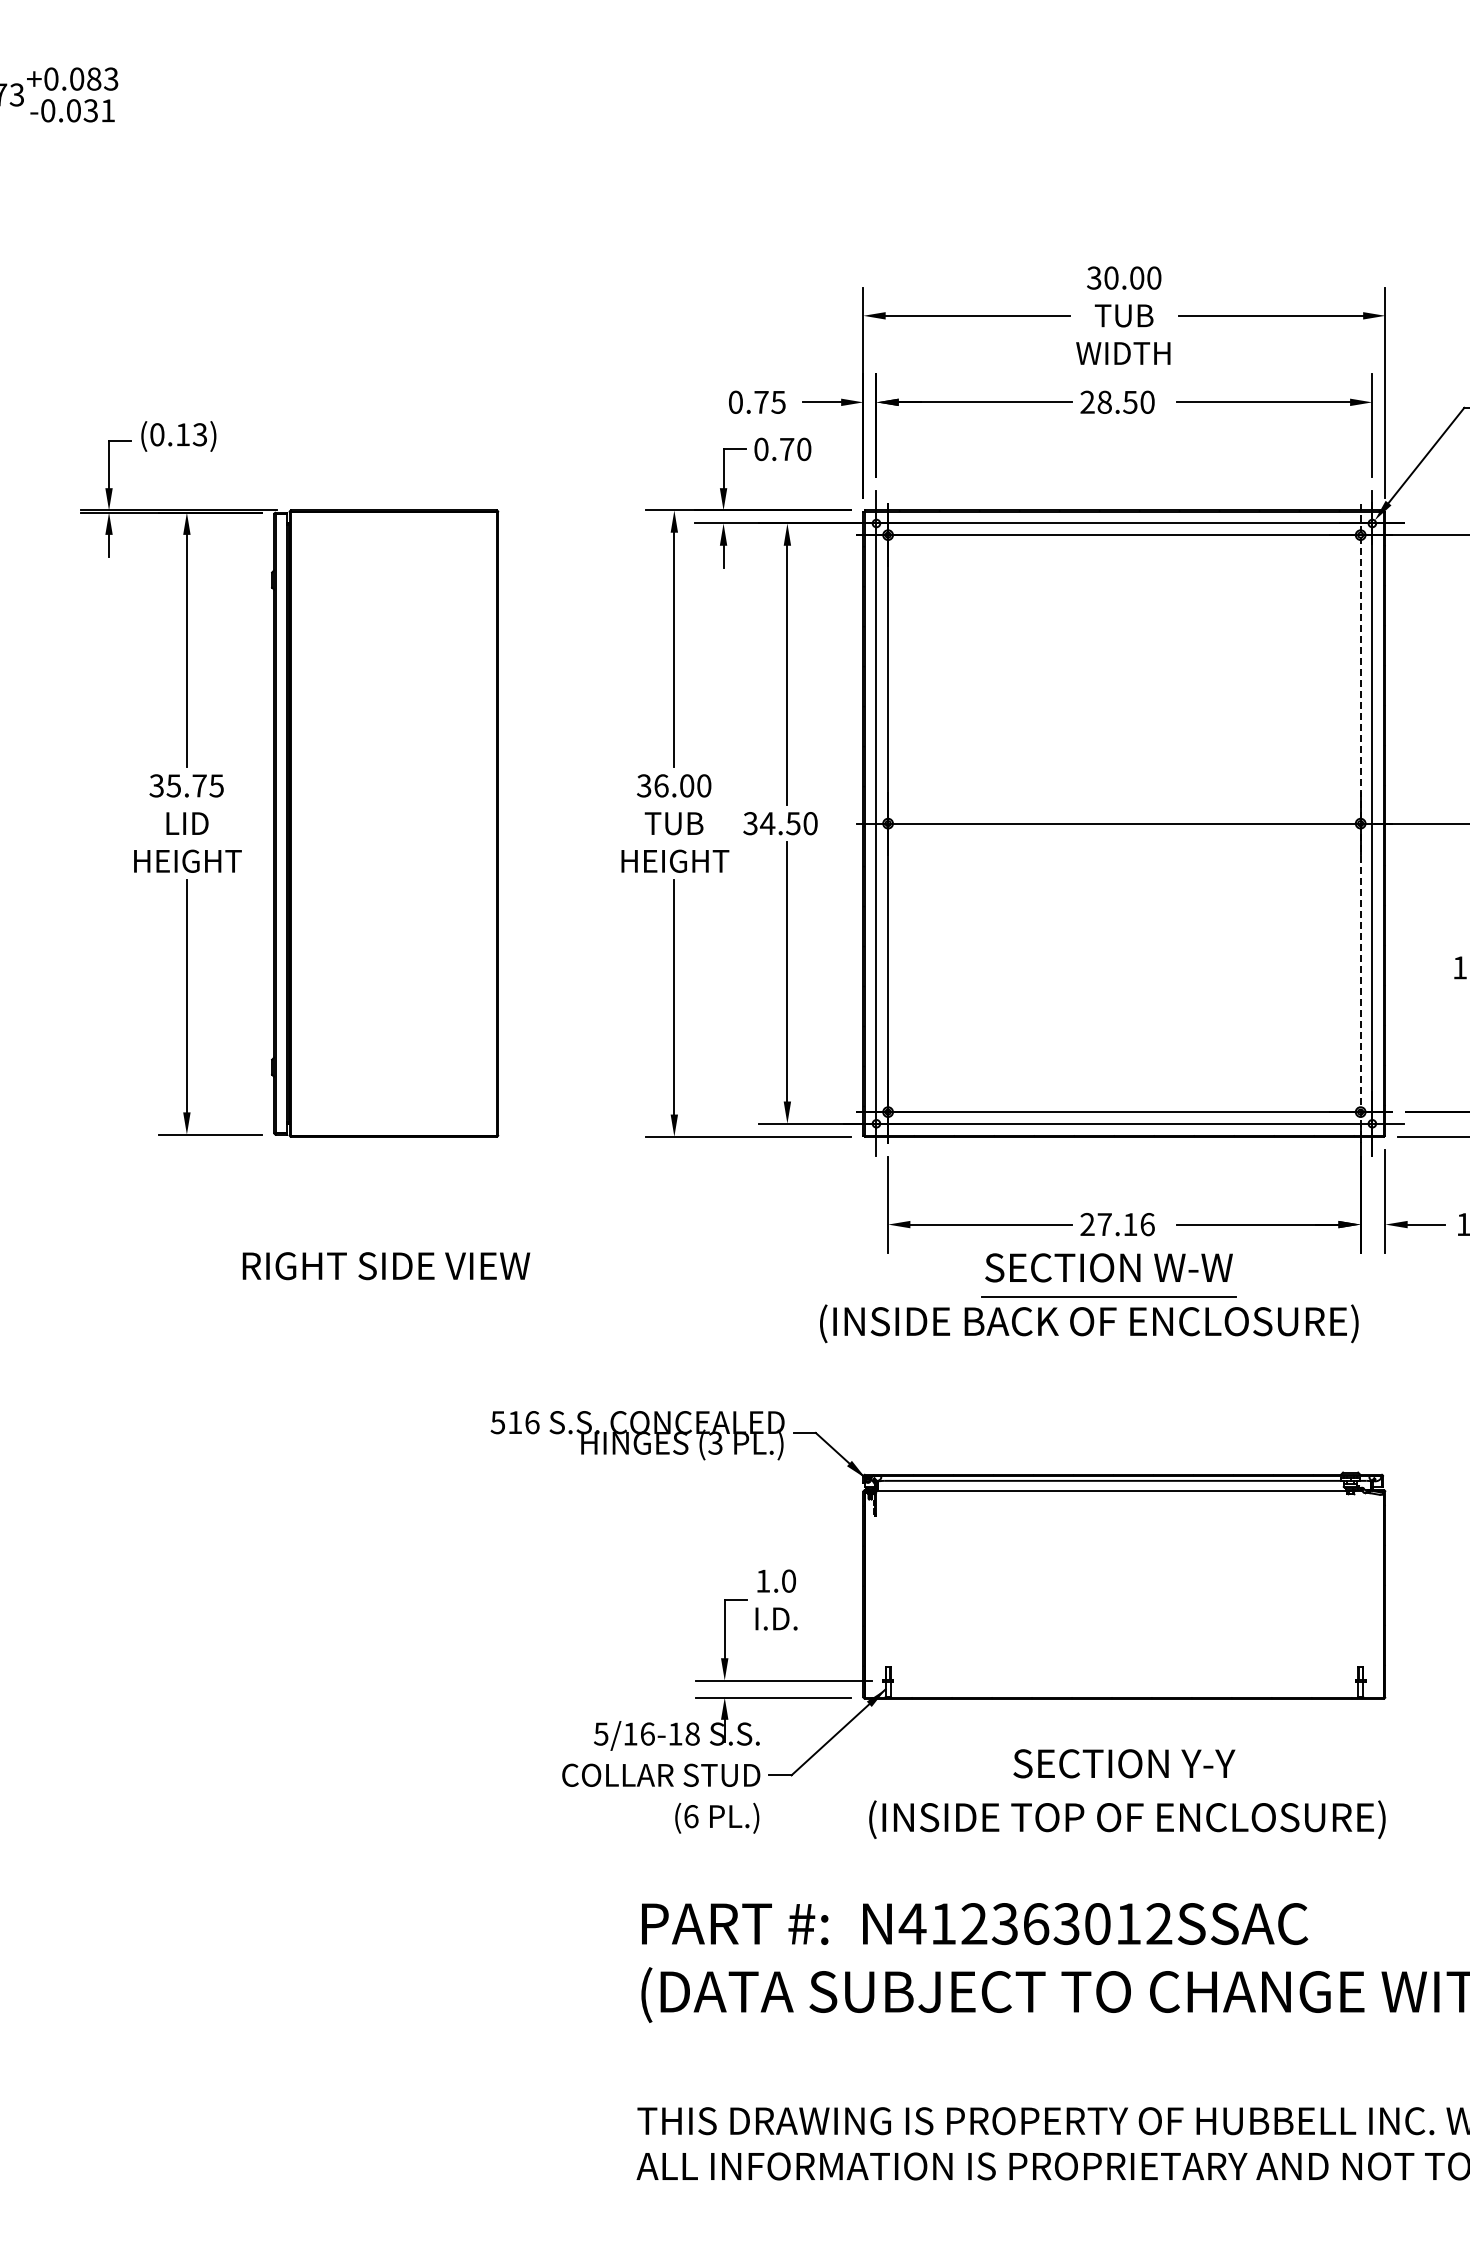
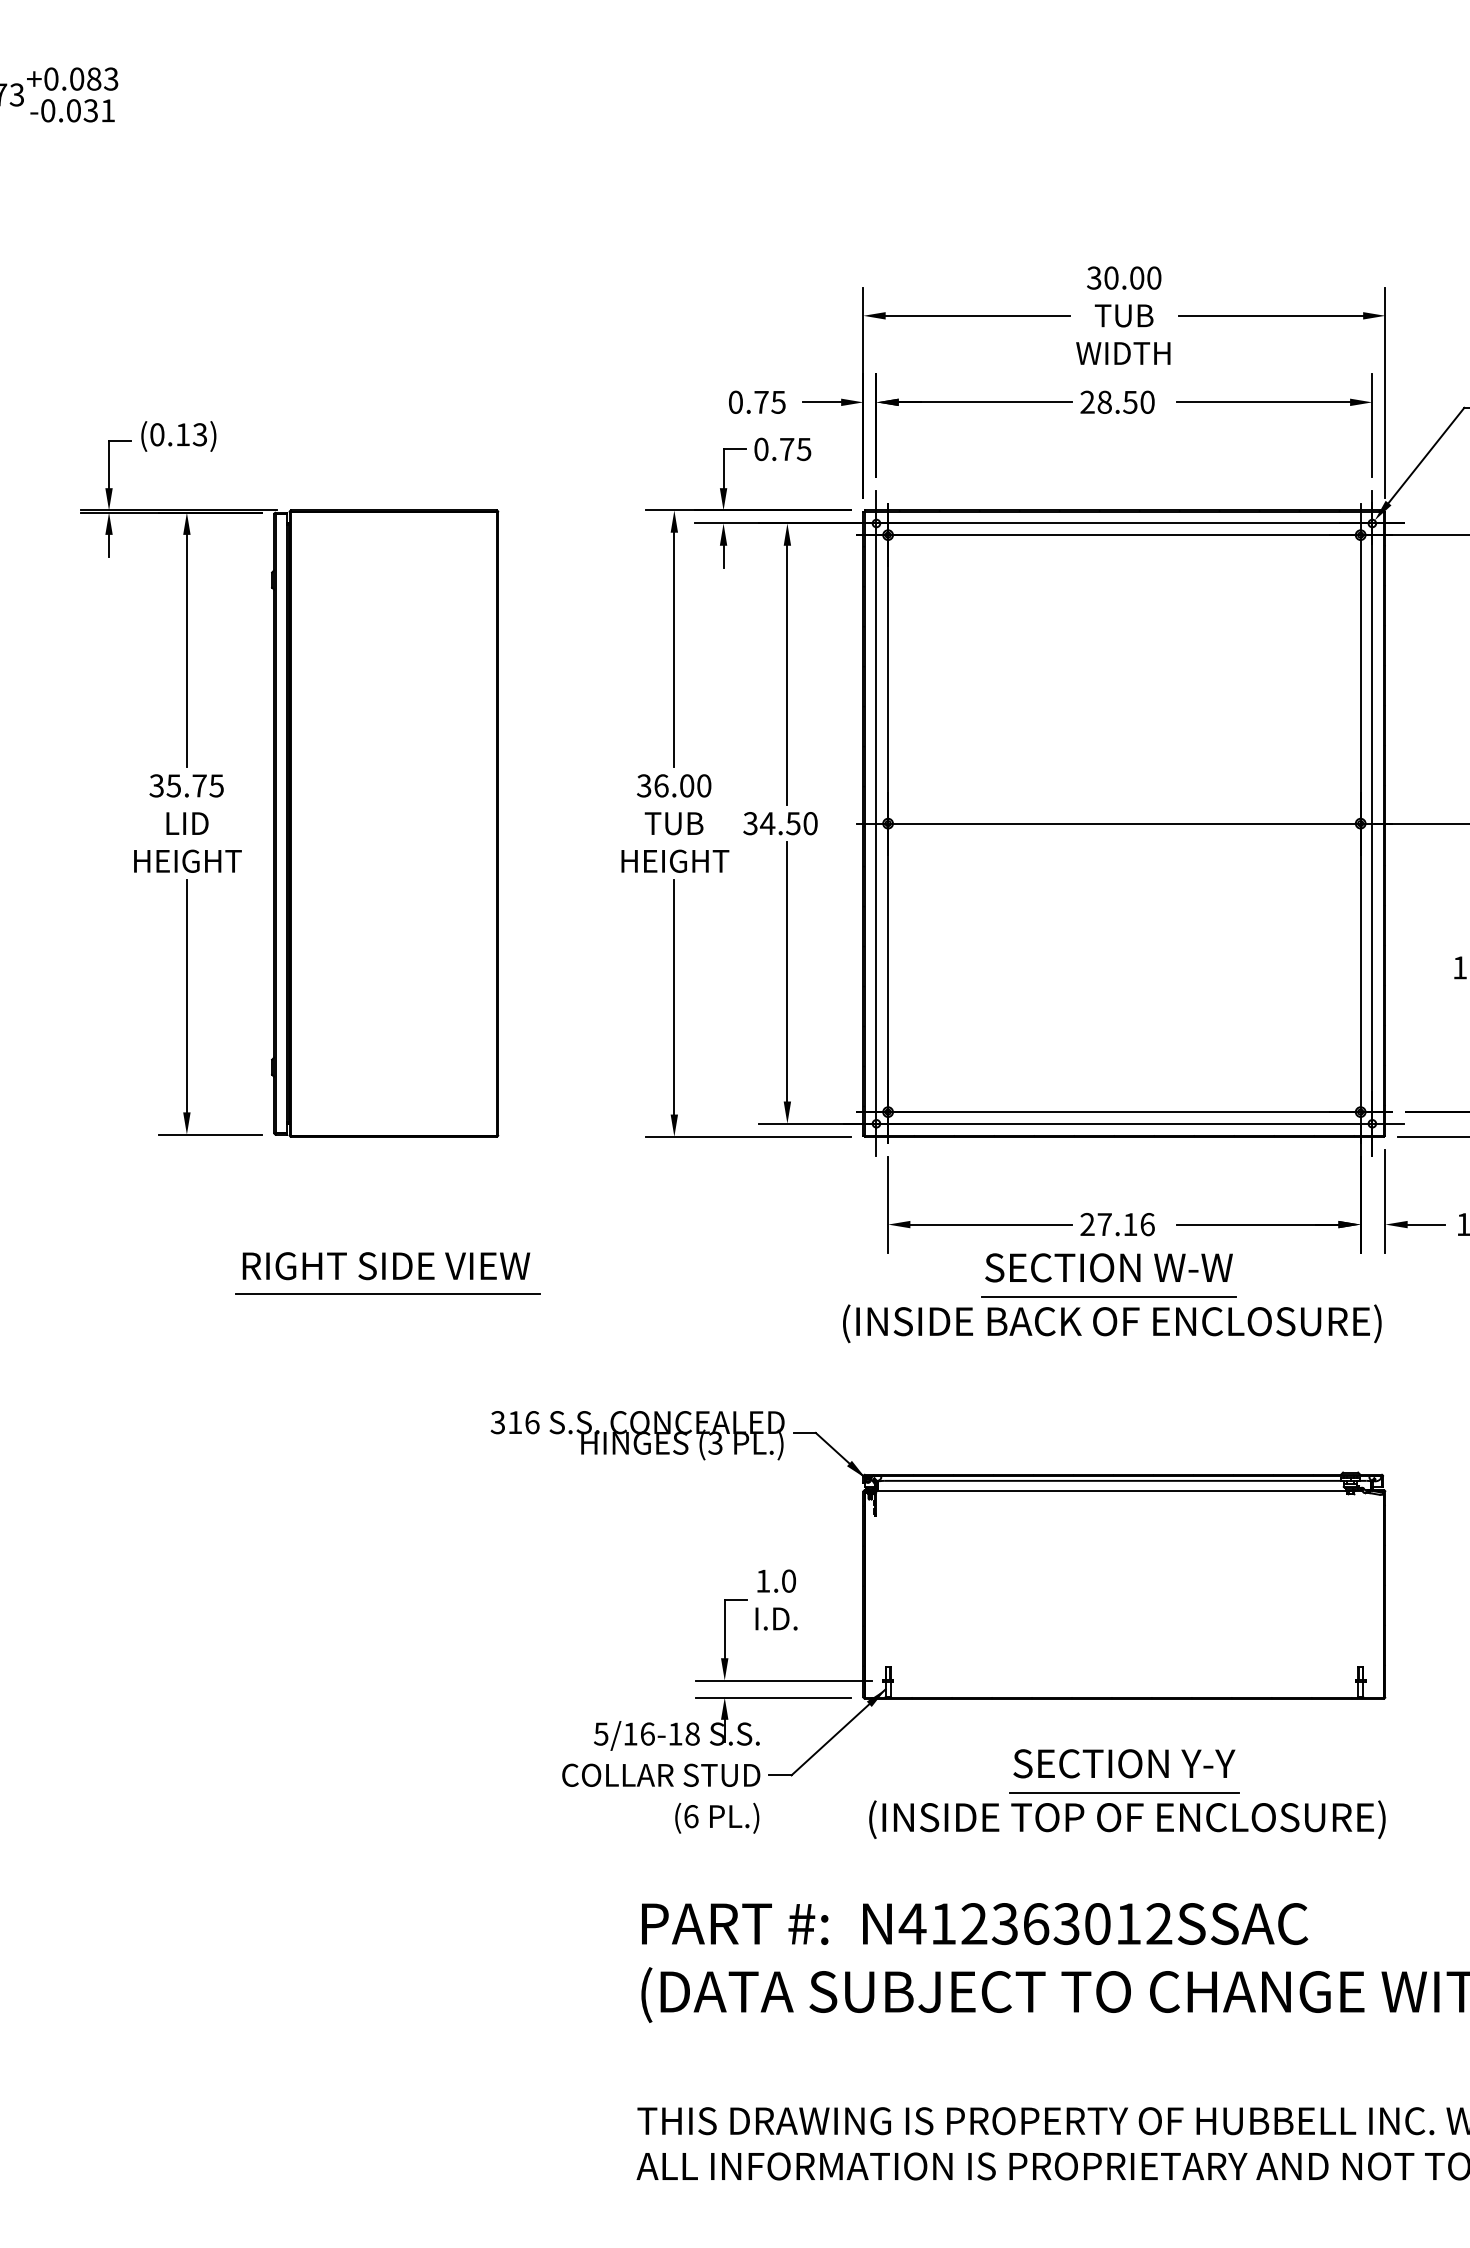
text: 0.70 -> 0.75 (803, 448)
line: dashed -> solid (1360, 824)
line: none -> present (388, 1293)
text position: (1089, 1323) -> (1112, 1323) (1112, 1323)
text: 516 -> 316 (497, 1422)
line: none -> present (1124, 1792)
